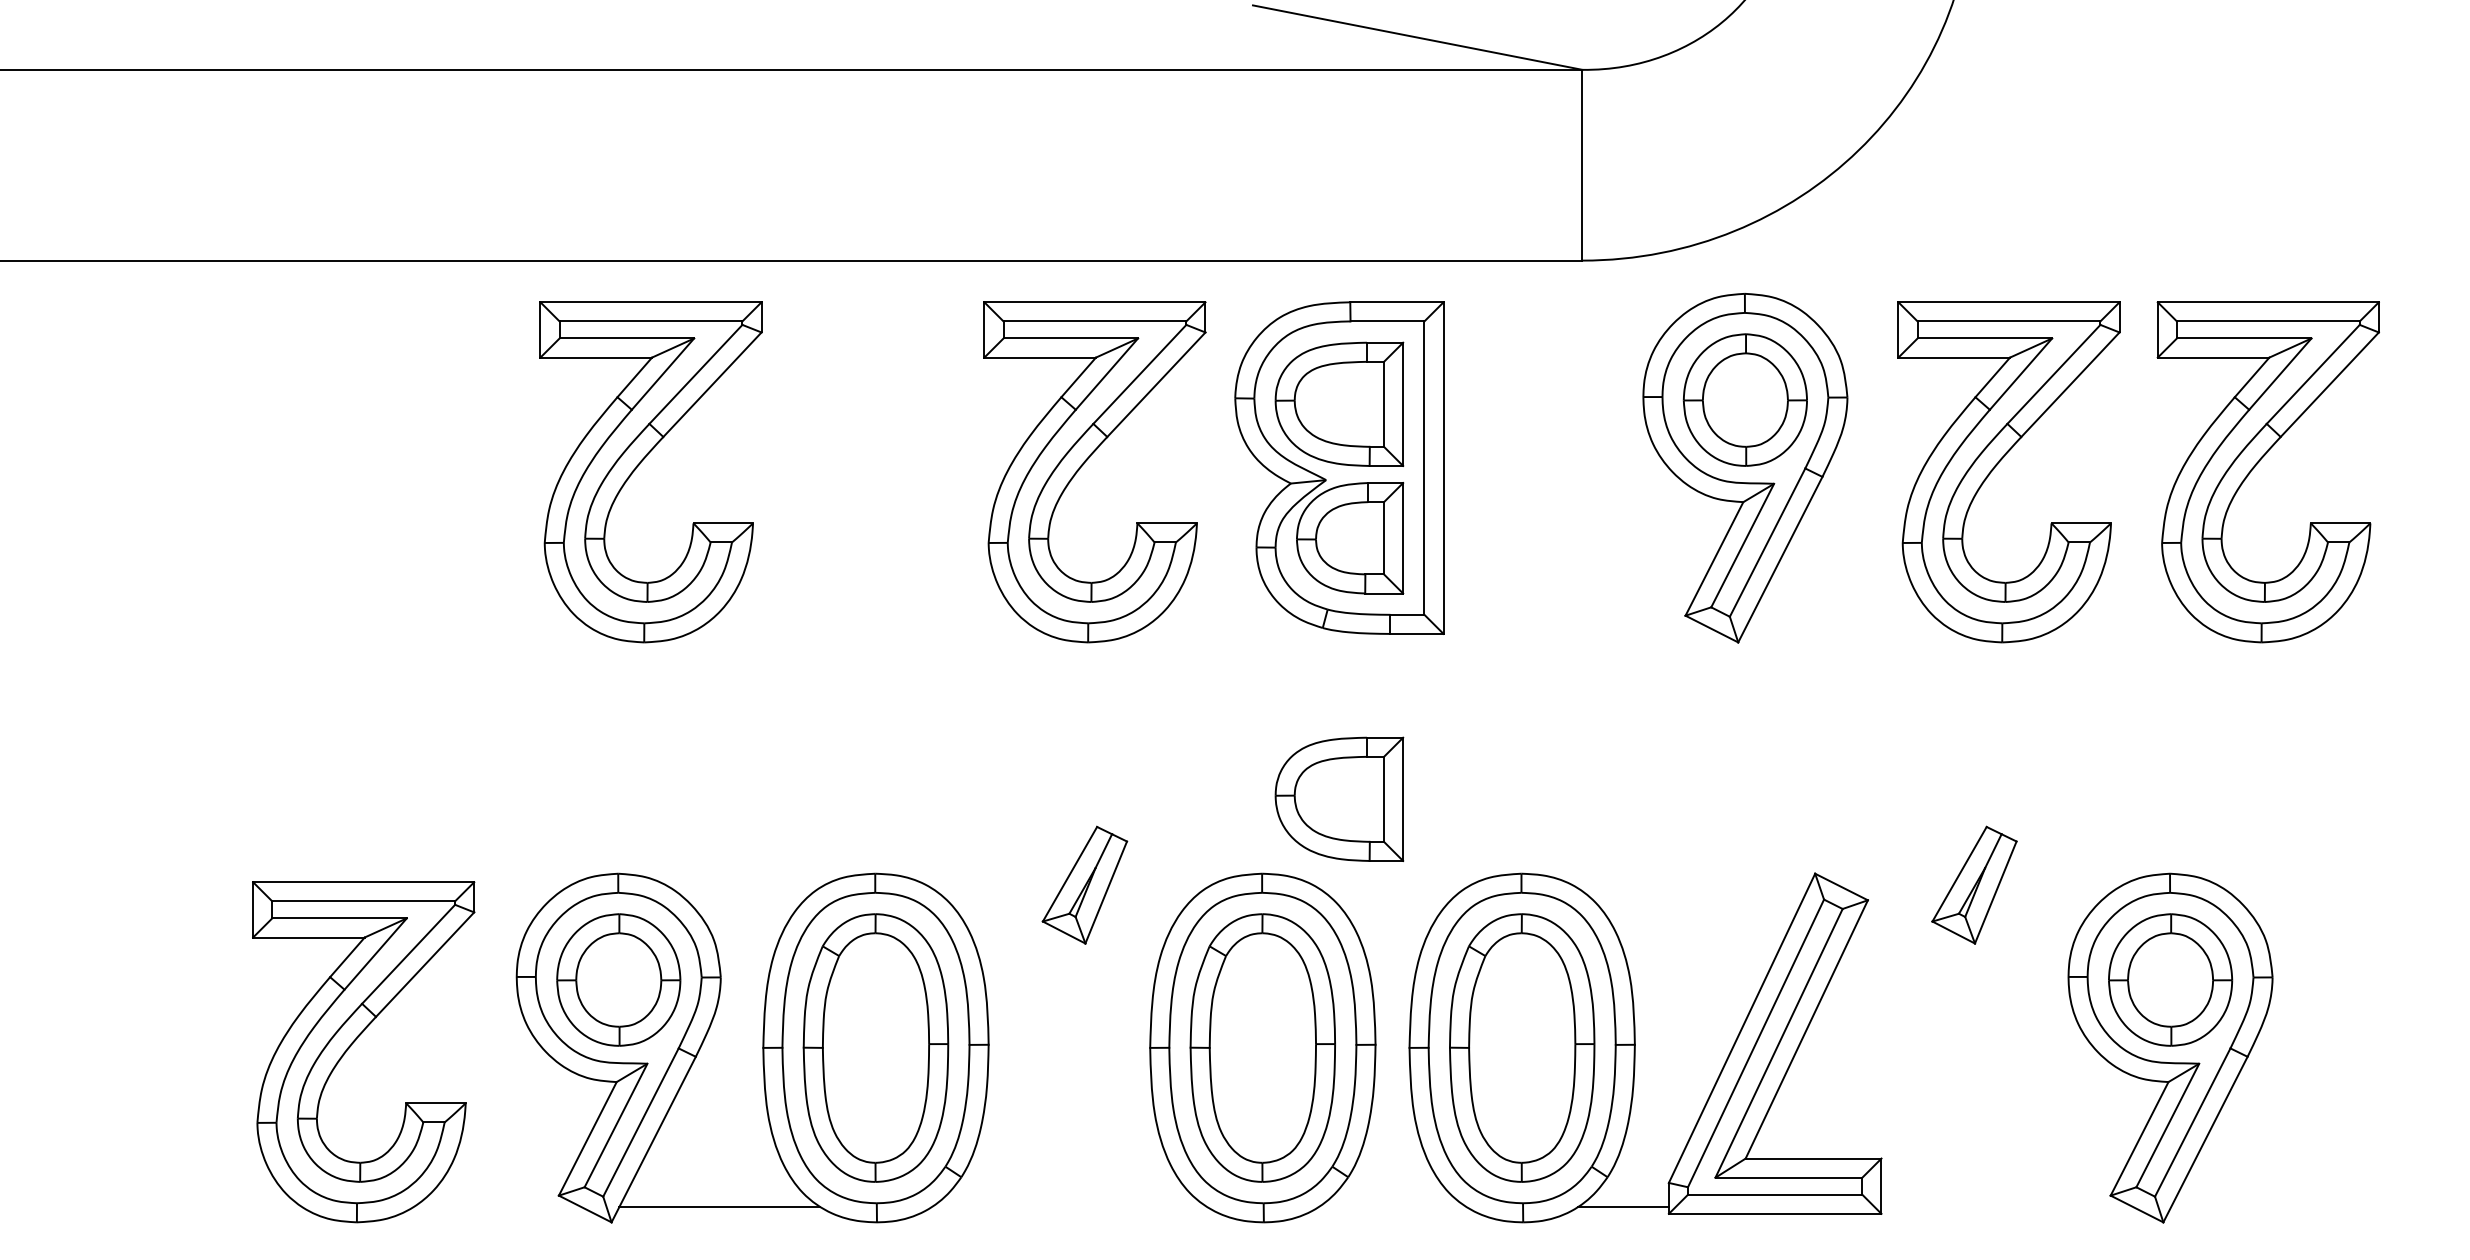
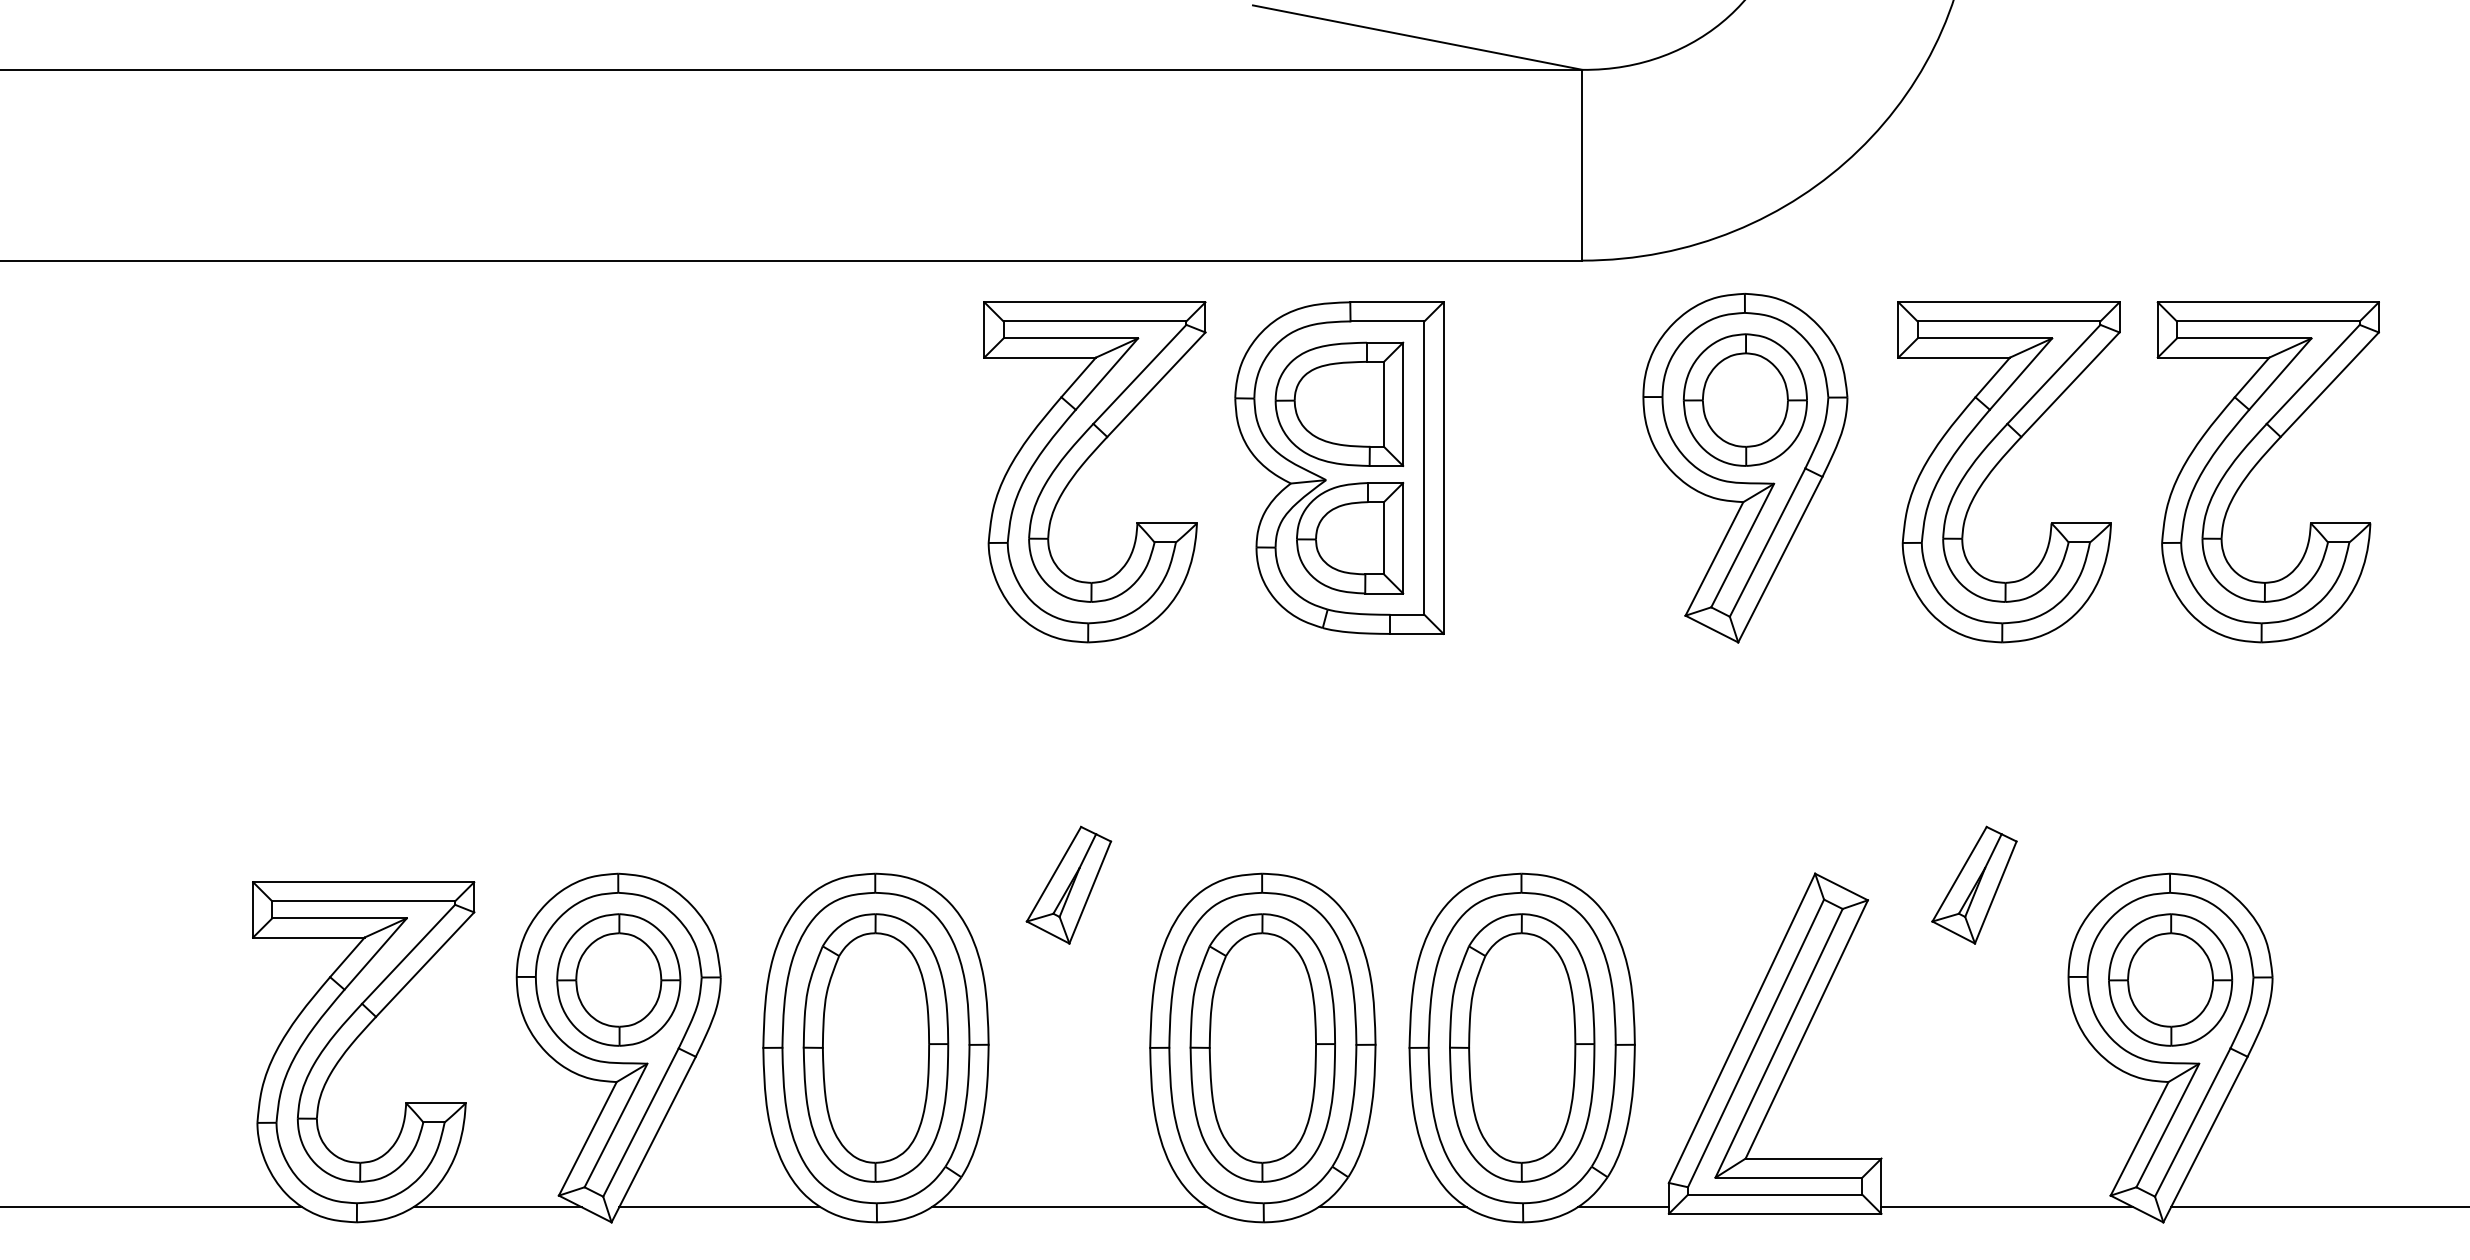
part: present -> none (640, 464)
part: present -> none (1339, 798)
part position: (1084, 884) -> (1068, 884) (1068, 884)
line: none -> present (152, 1207)
line: none -> present (497, 1207)
line: none -> present (1069, 1207)
line: none -> present (1392, 1207)
line: none -> present (2007, 1207)
line: none -> present (2318, 1207)
